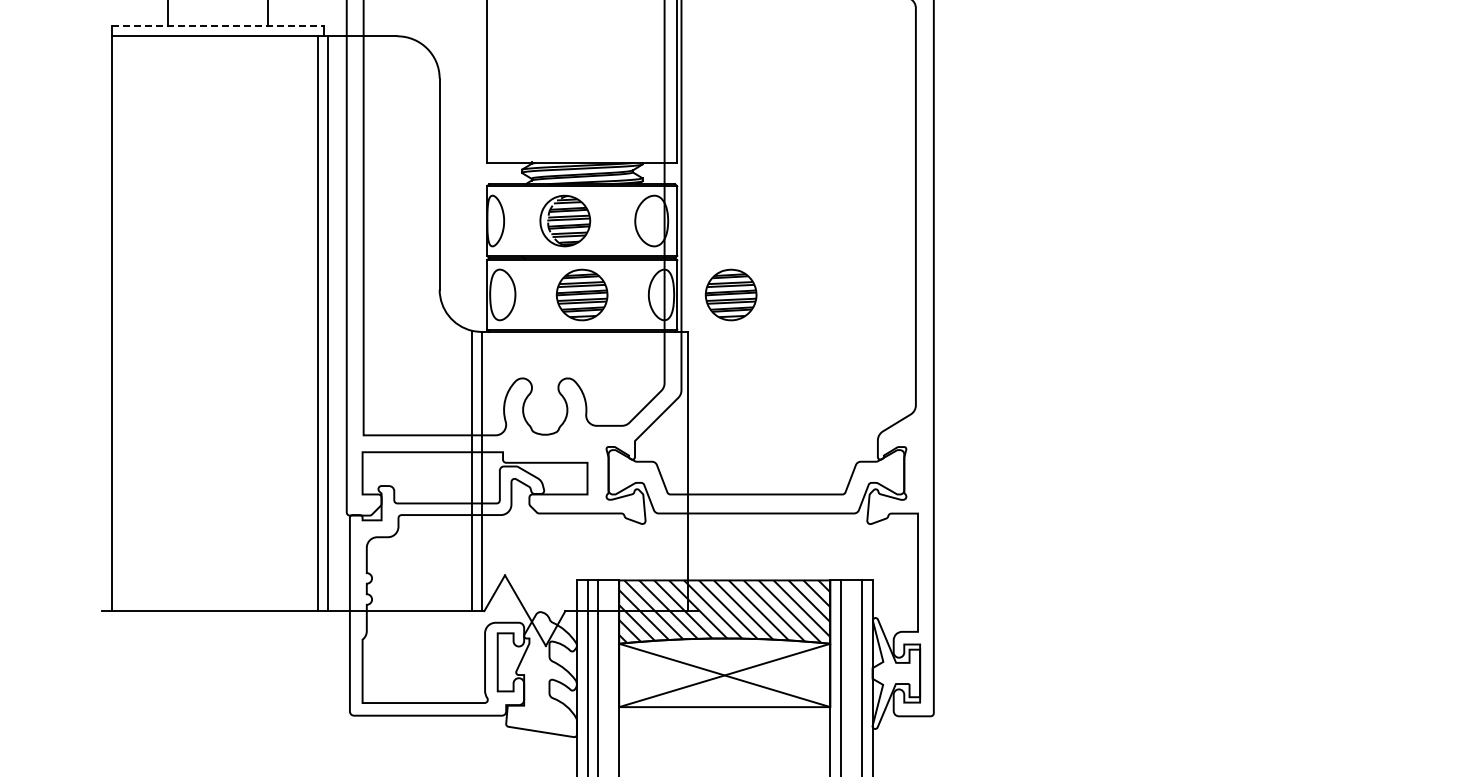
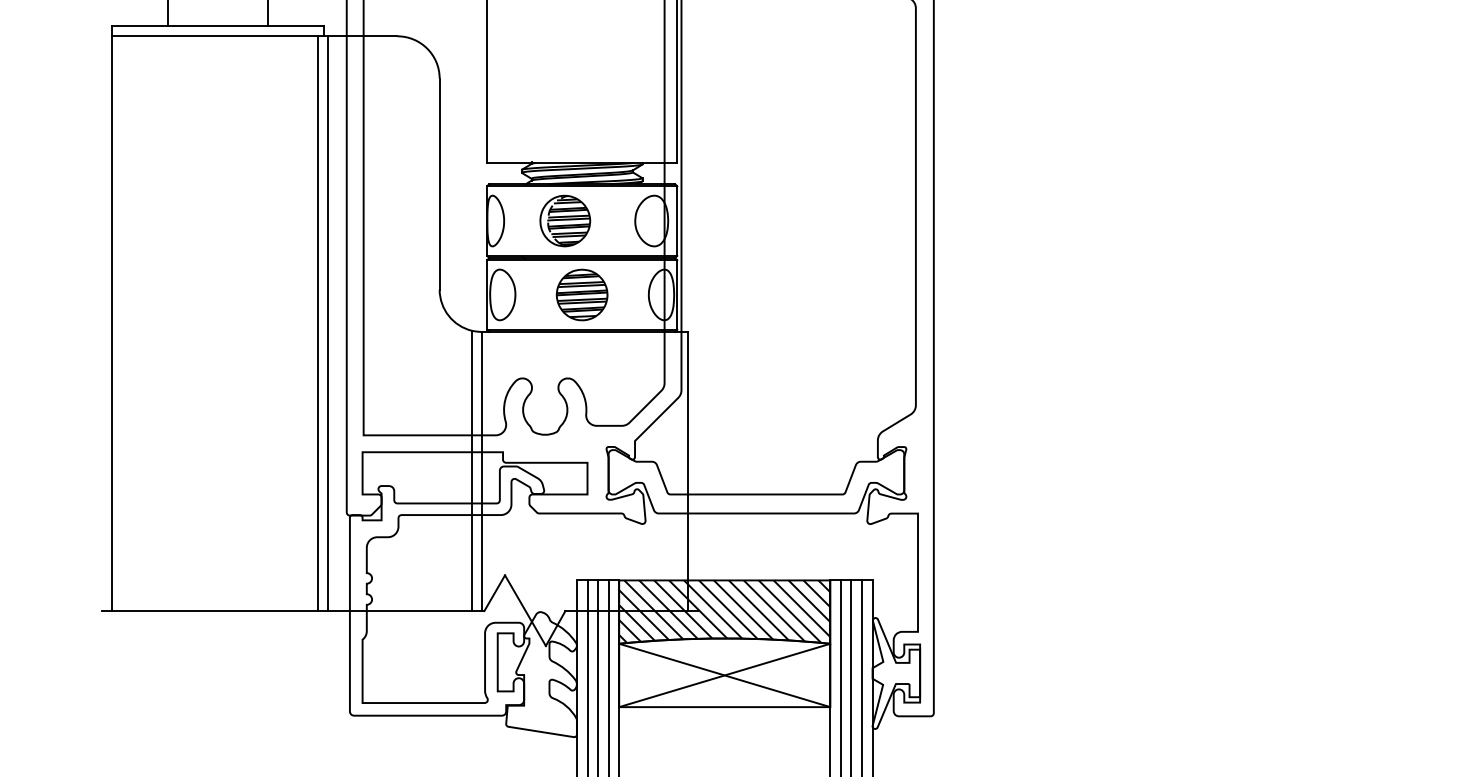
line: dashed -> solid (218, 25)
part: present -> none (730, 294)
line: none -> present (608, 676)
line: none -> present (851, 676)
